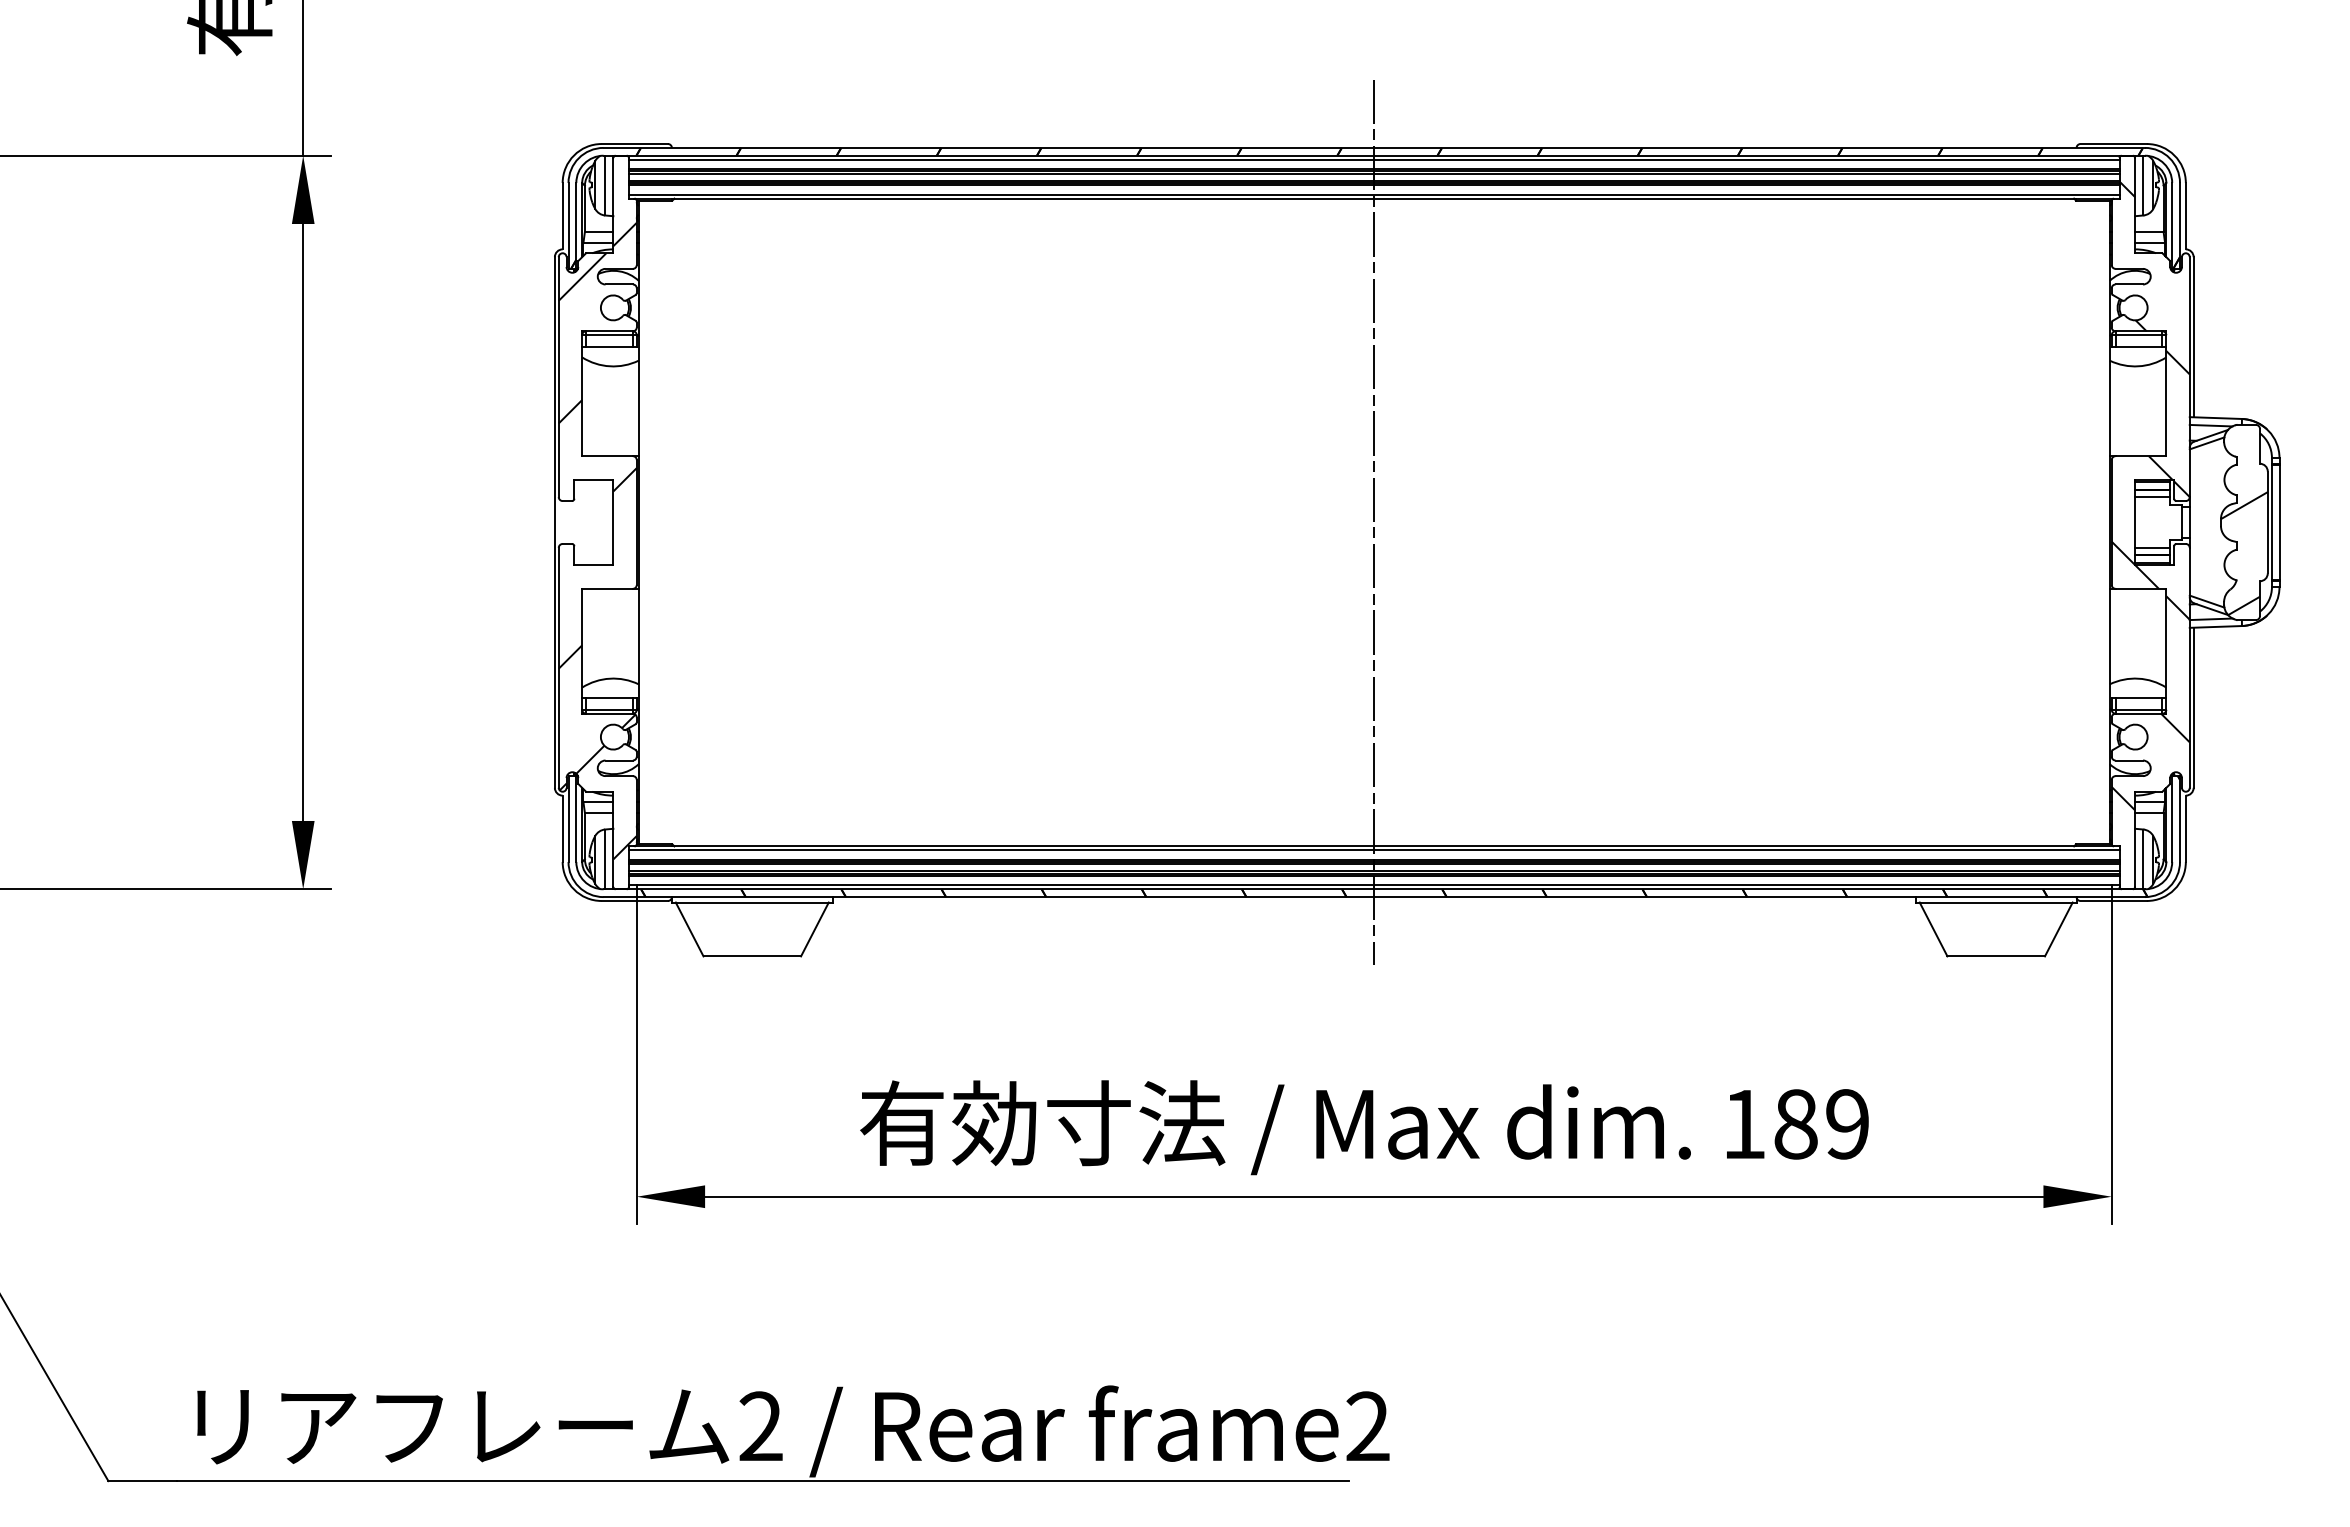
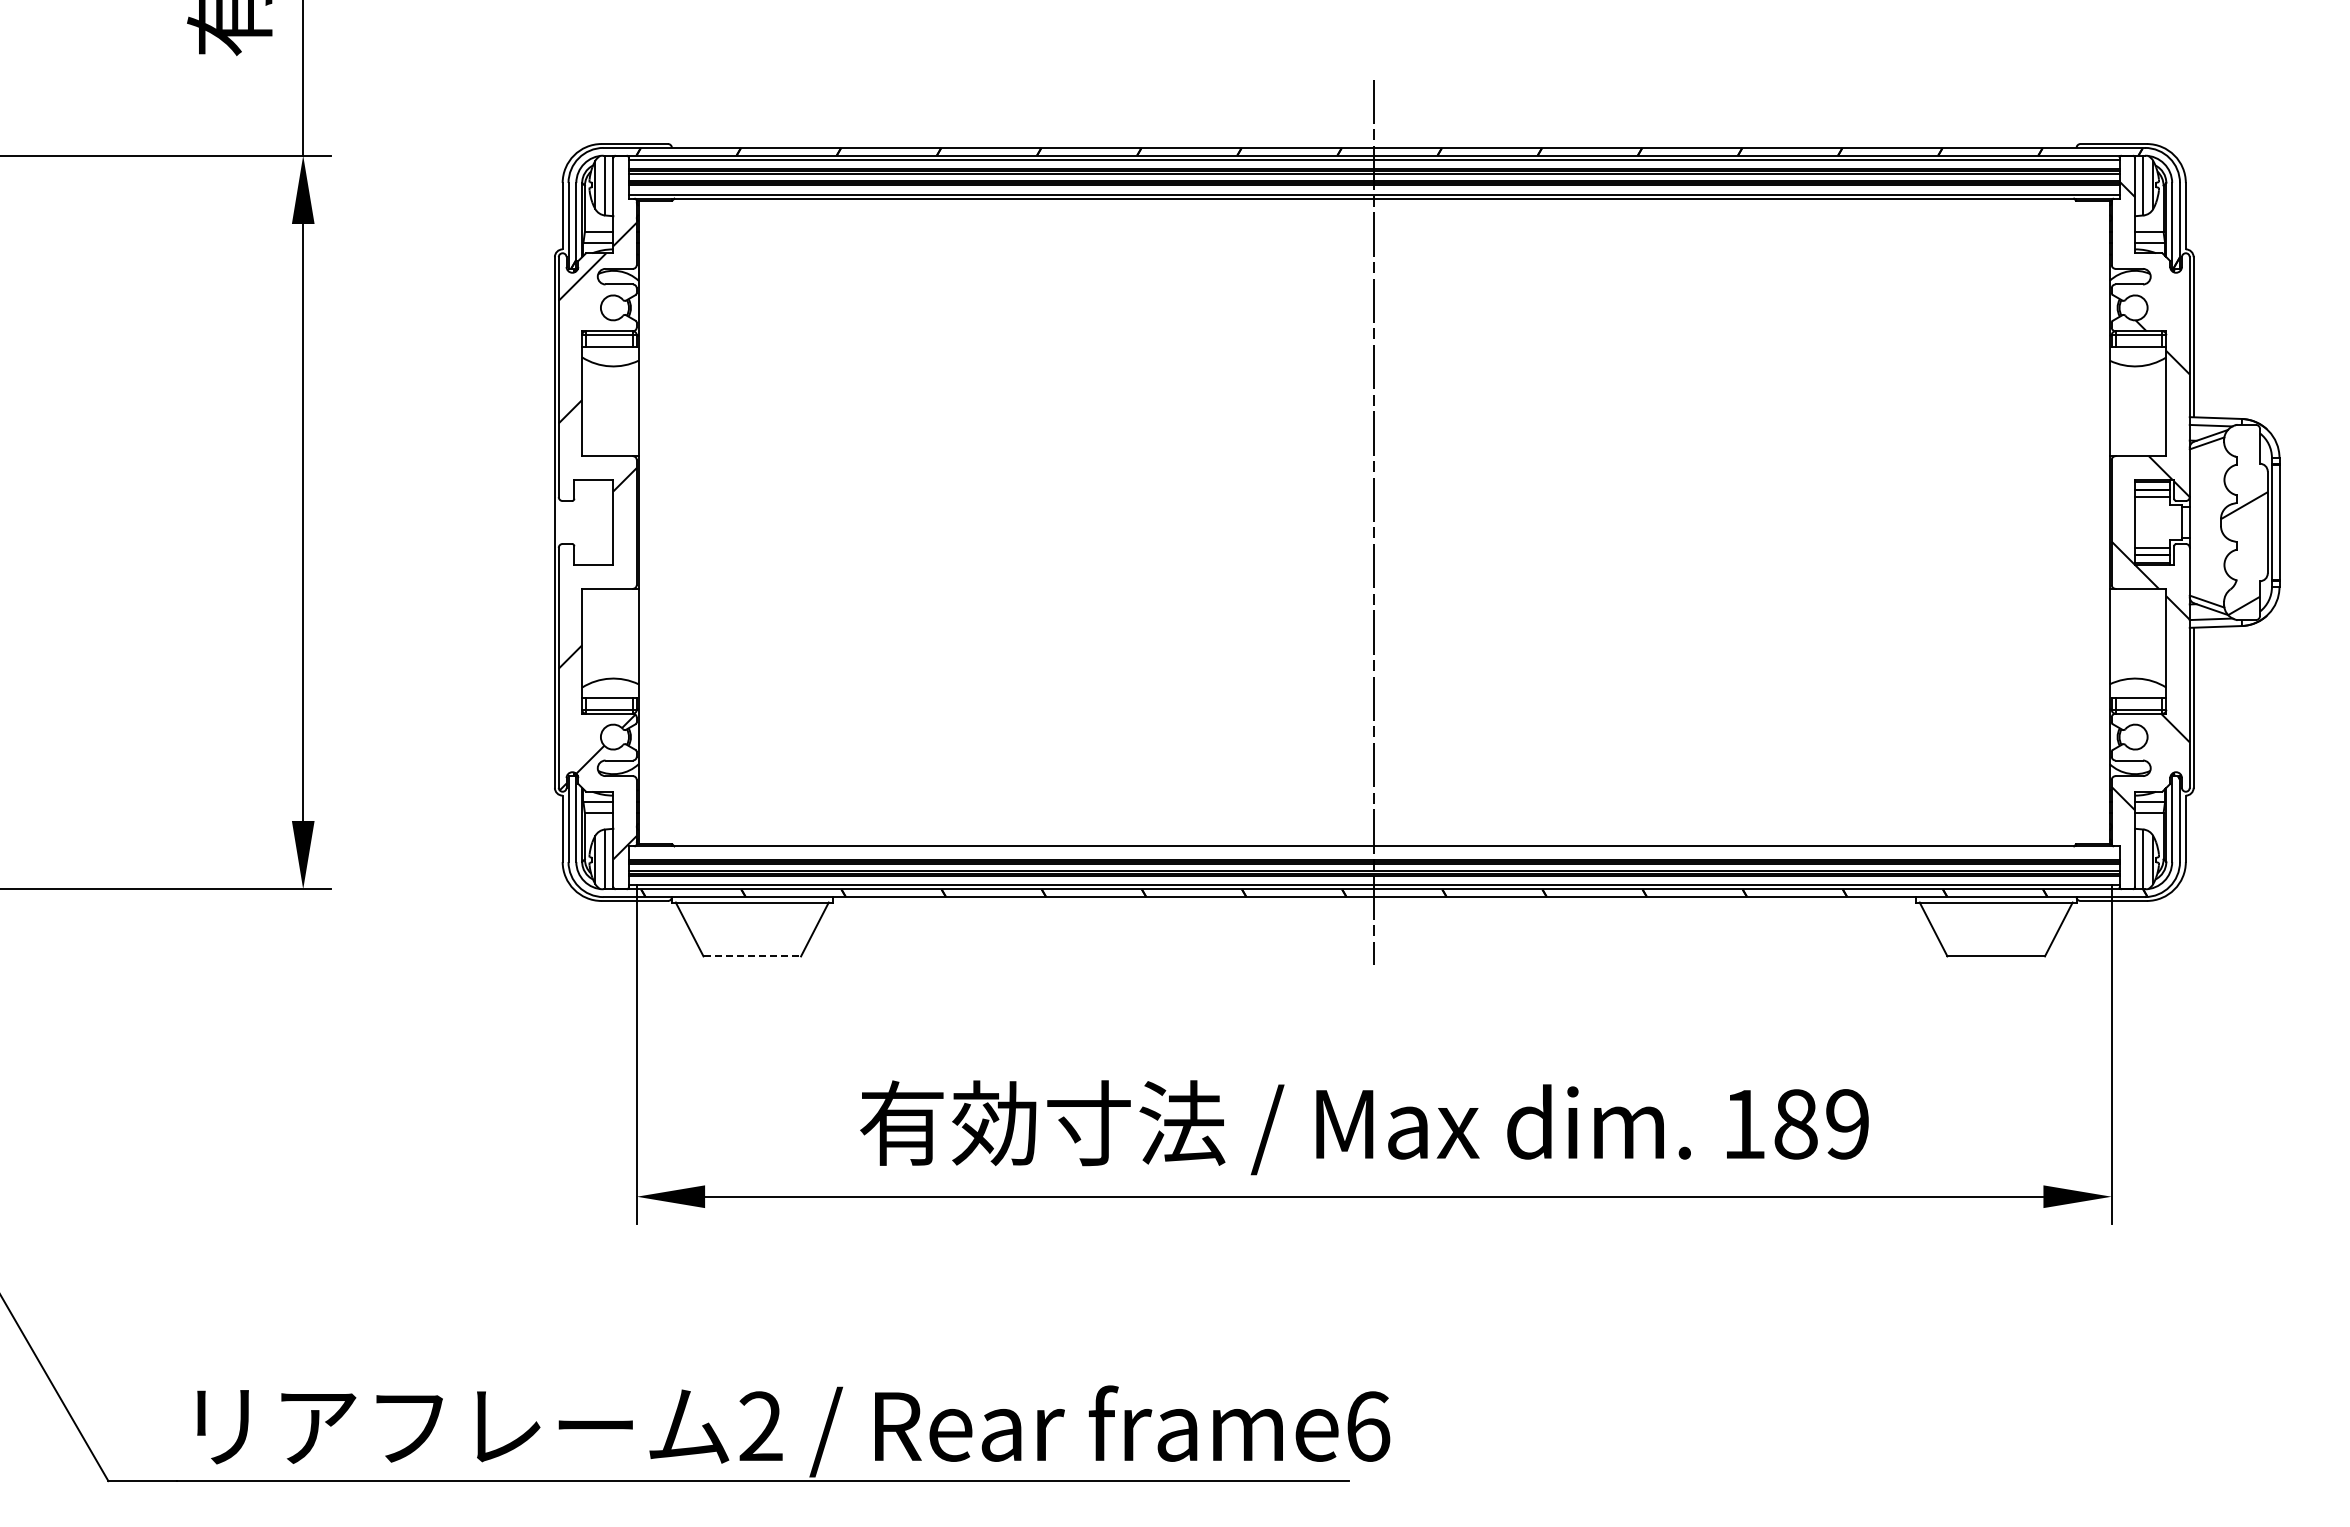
line: present -> none (1374, 850)
line: solid -> dashed (752, 956)
text: frame2 -> frame6 (1368, 1426)
